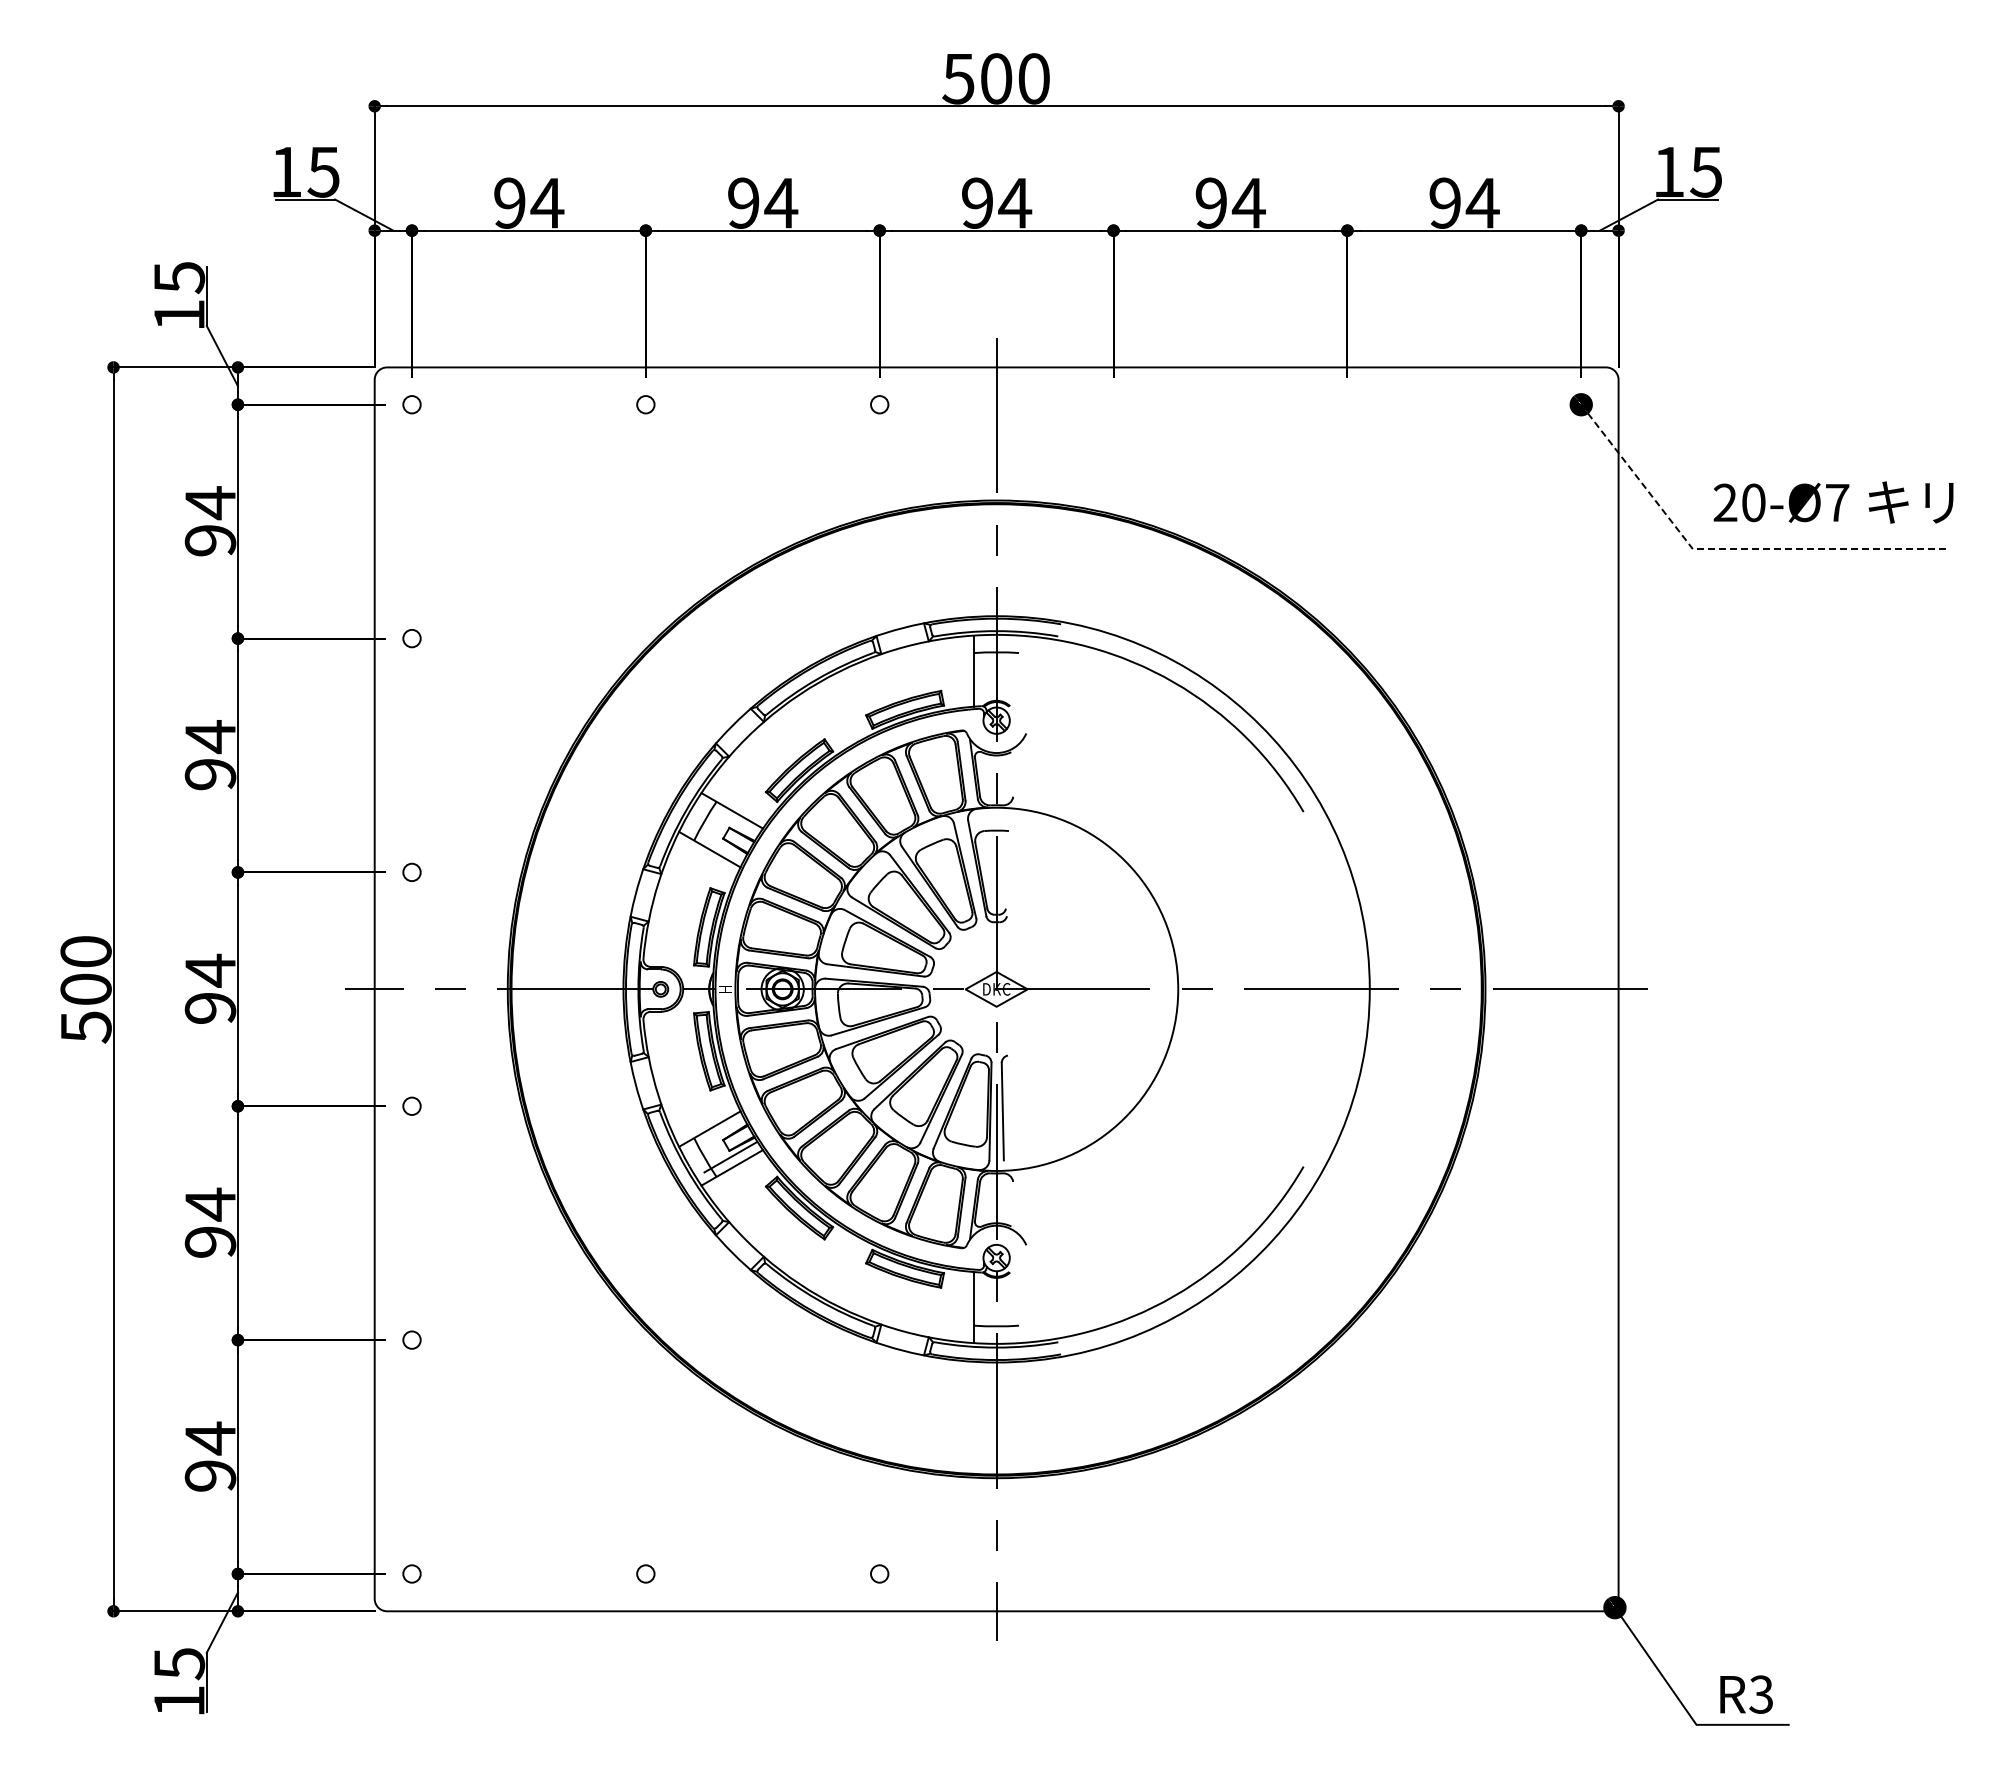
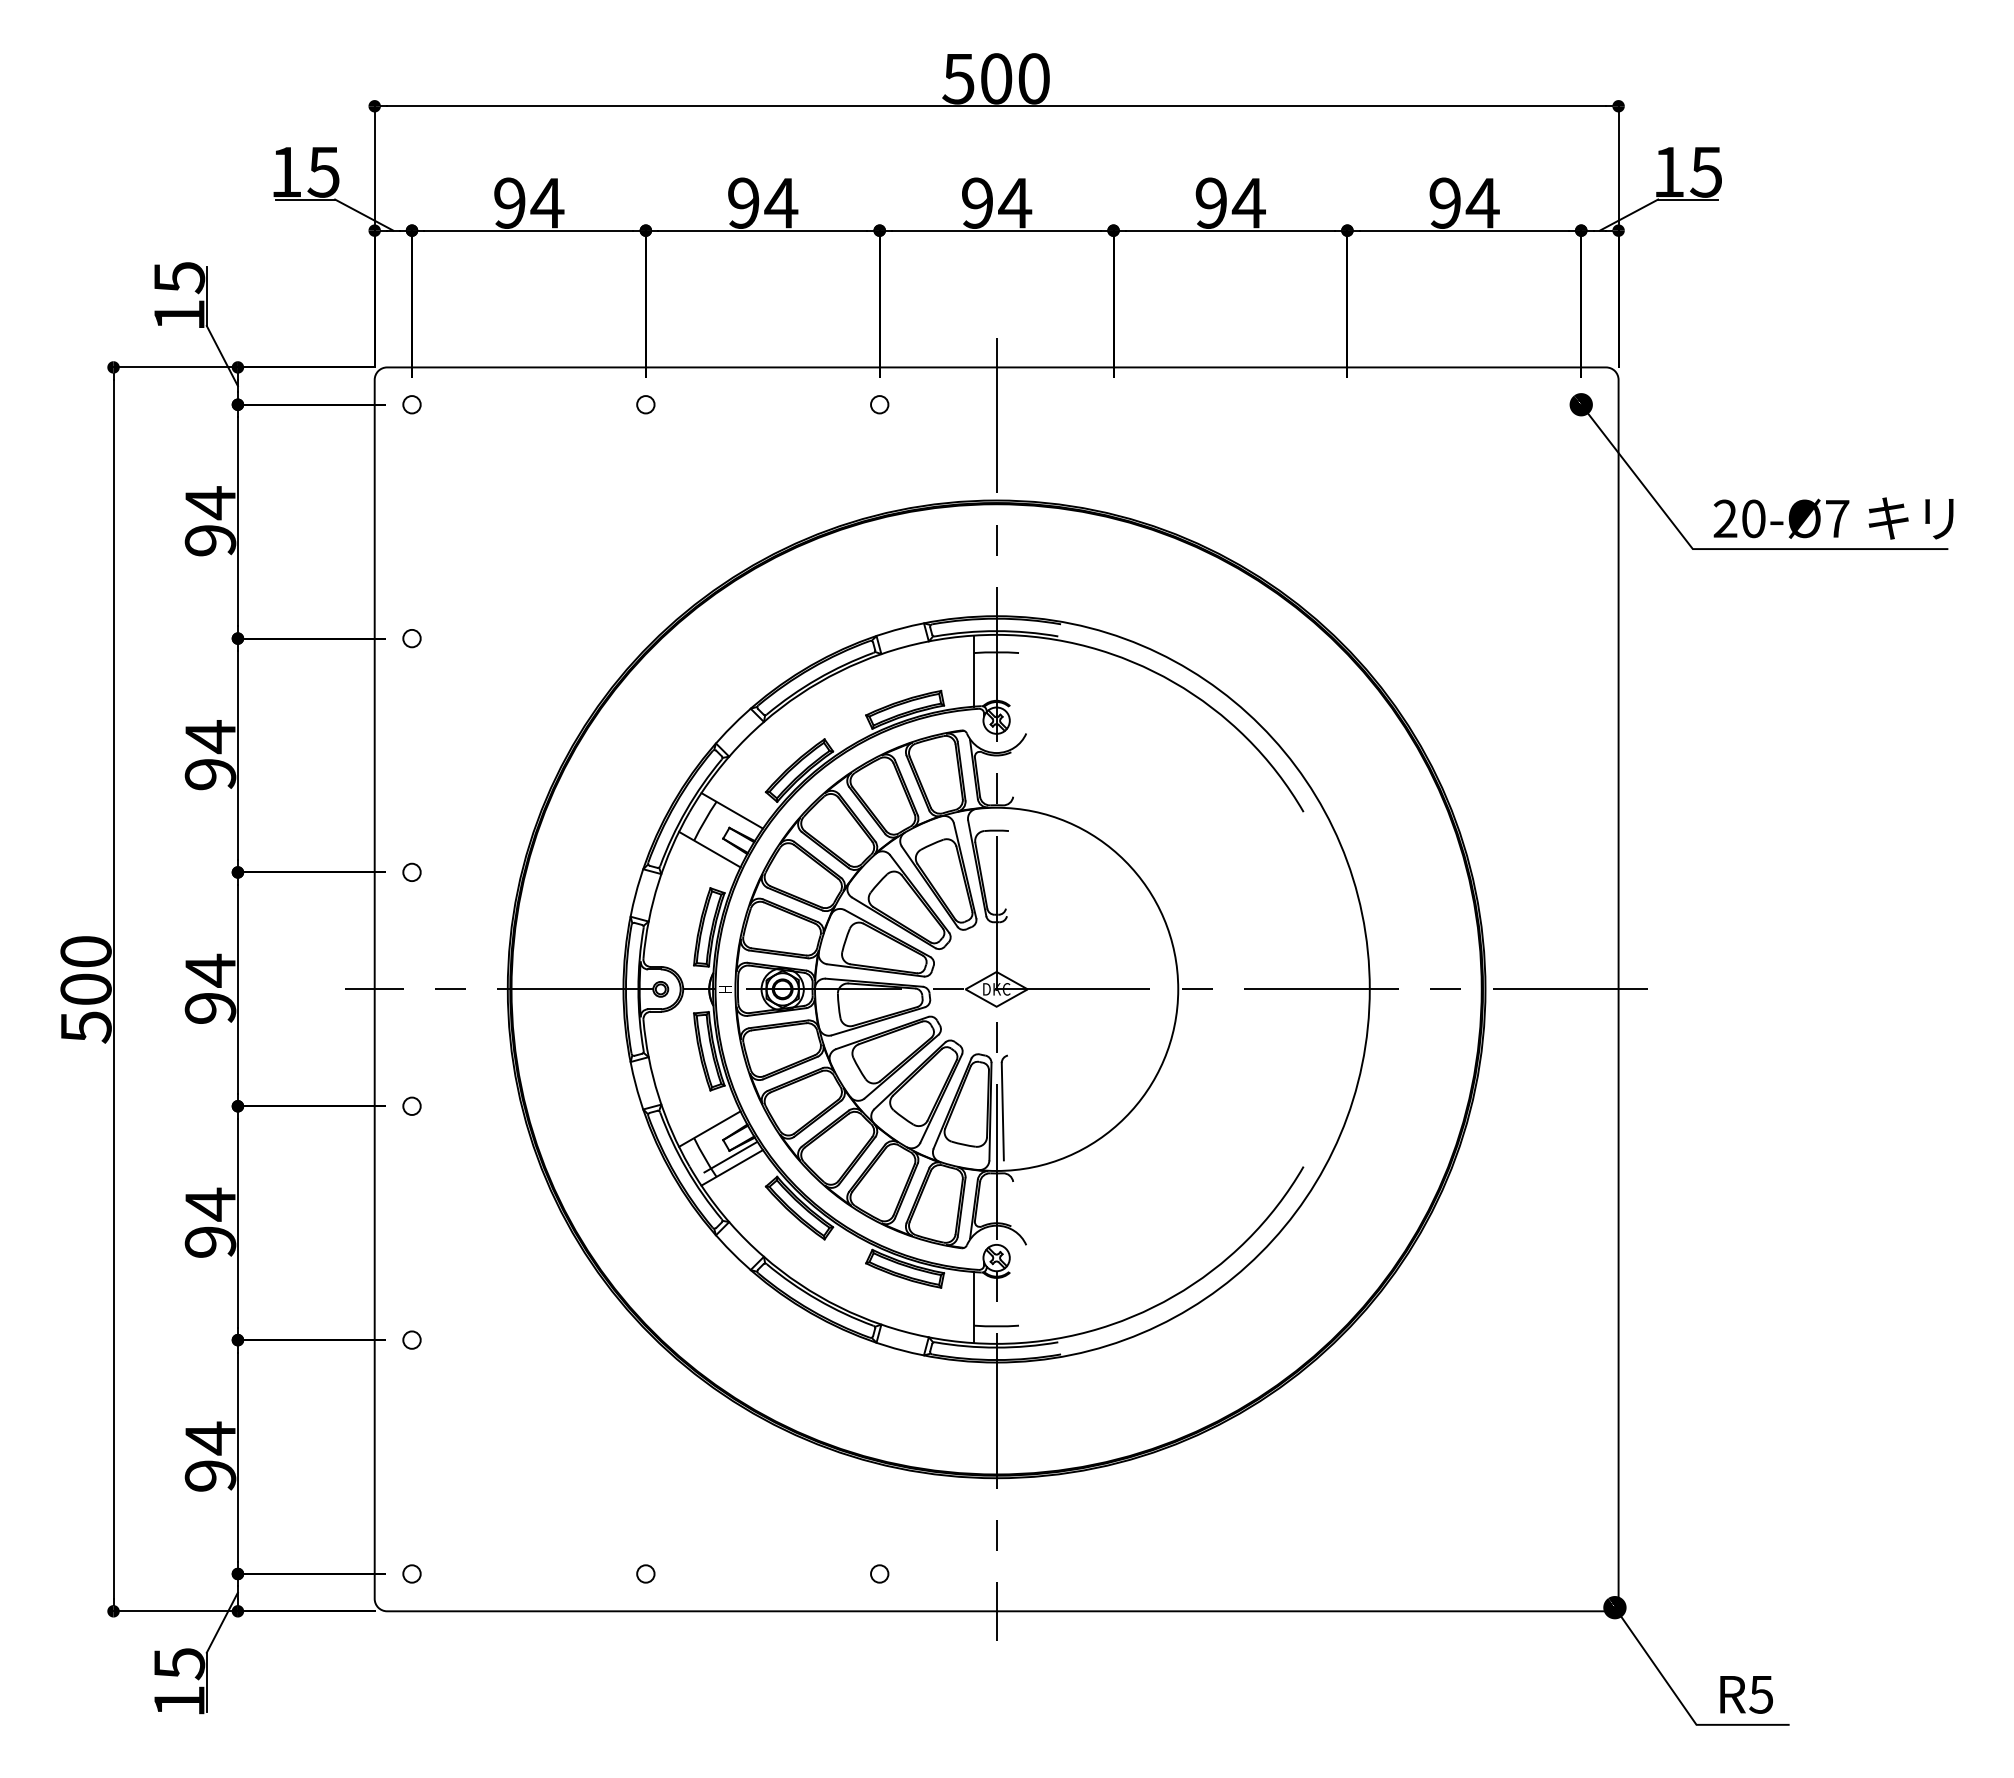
text position: (1833, 502) -> (1833, 518) (1833, 518)
line: dashed -> solid (1728, 549)
text: R3 -> R5 (1760, 1694)
